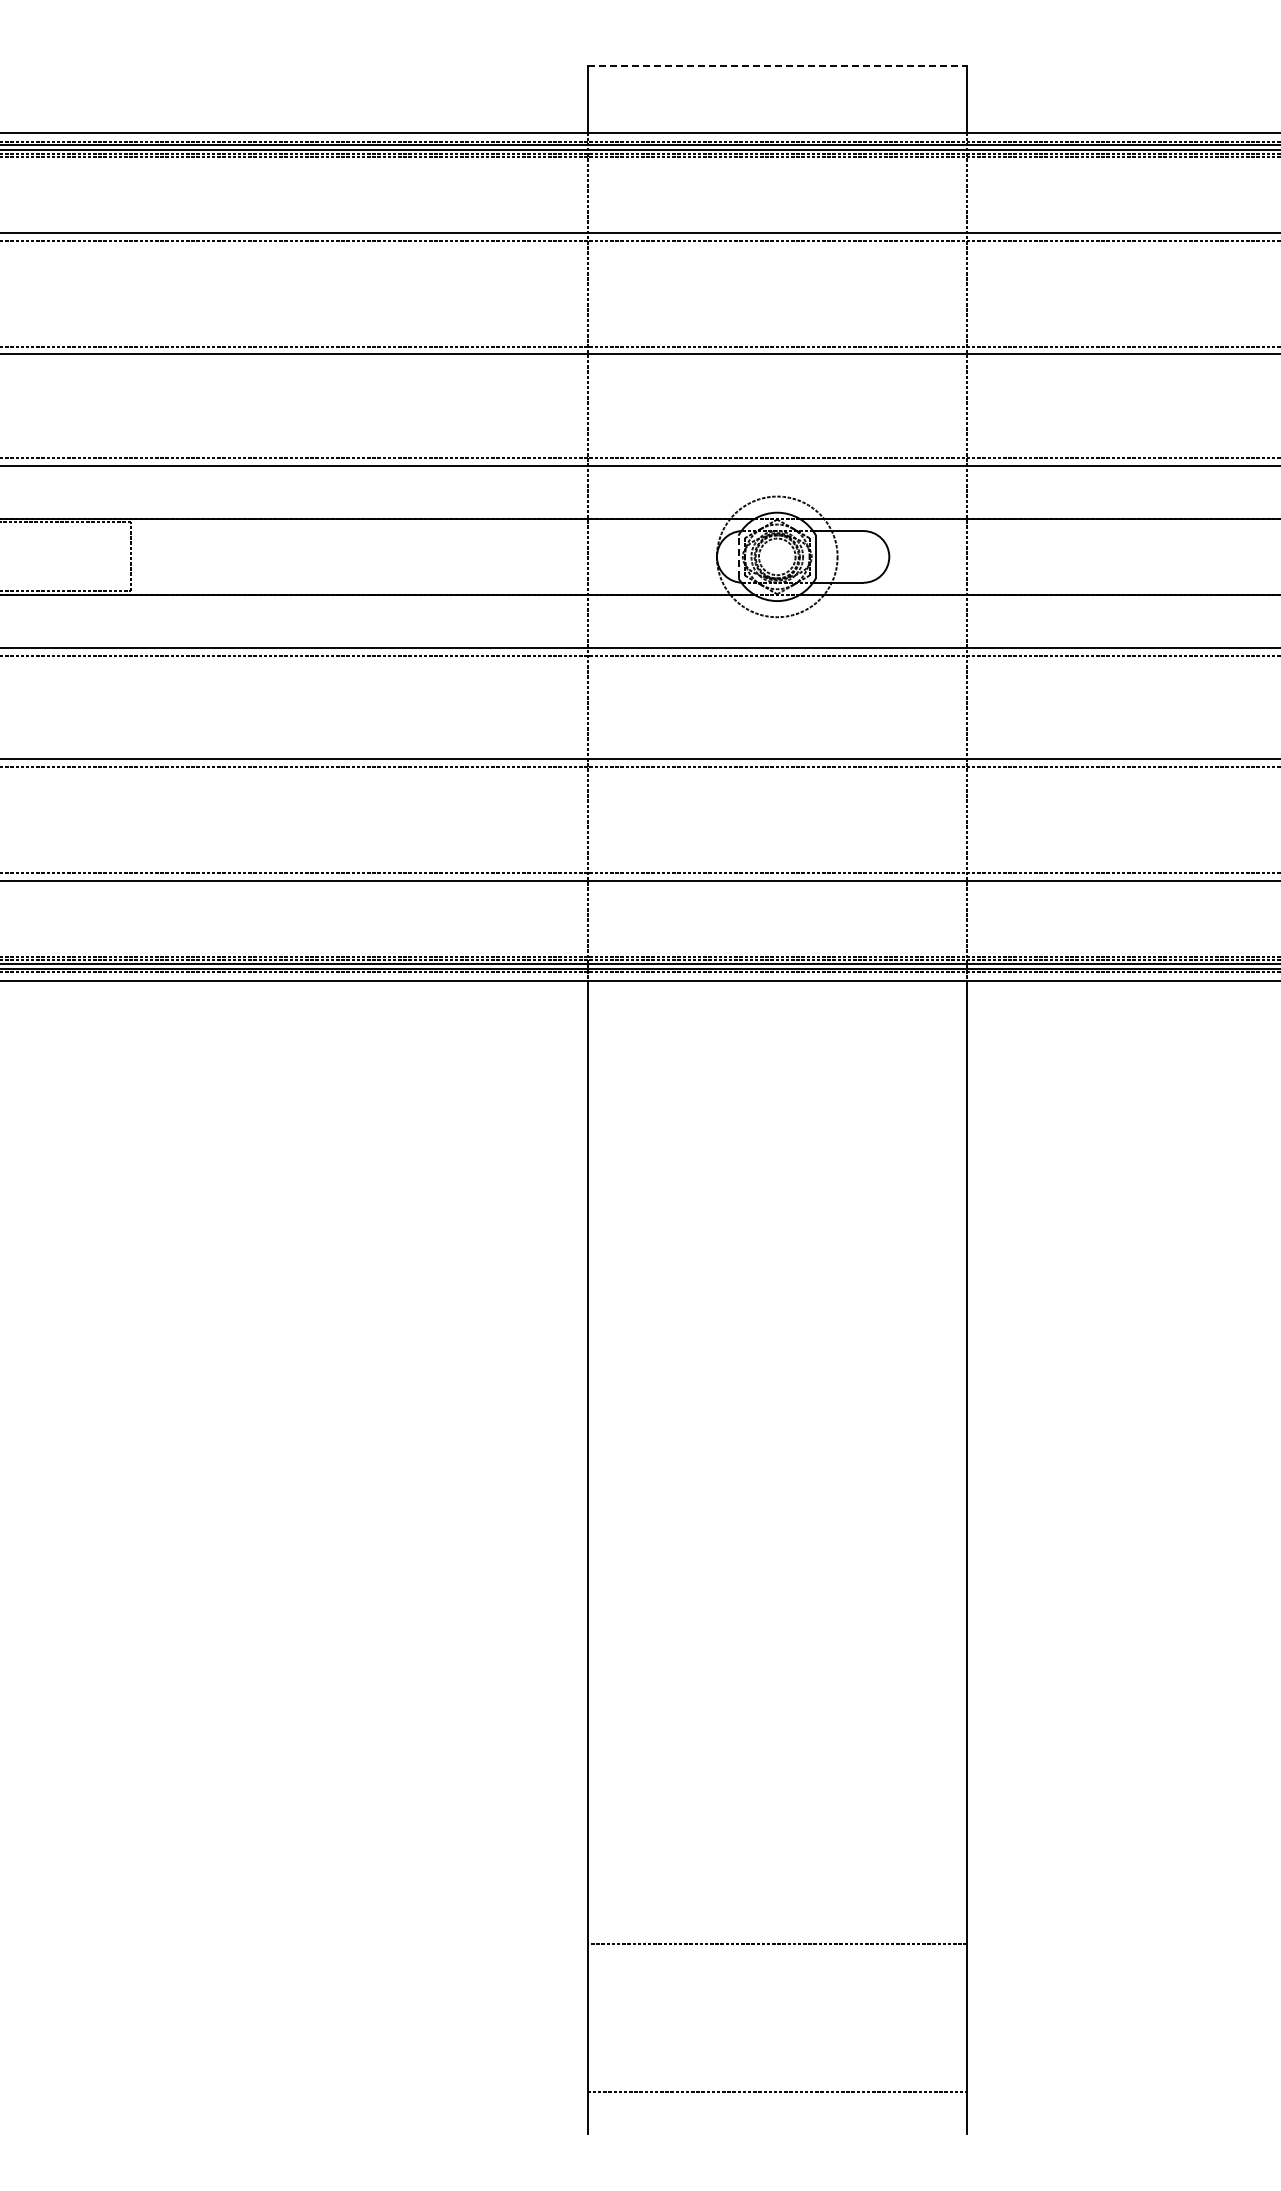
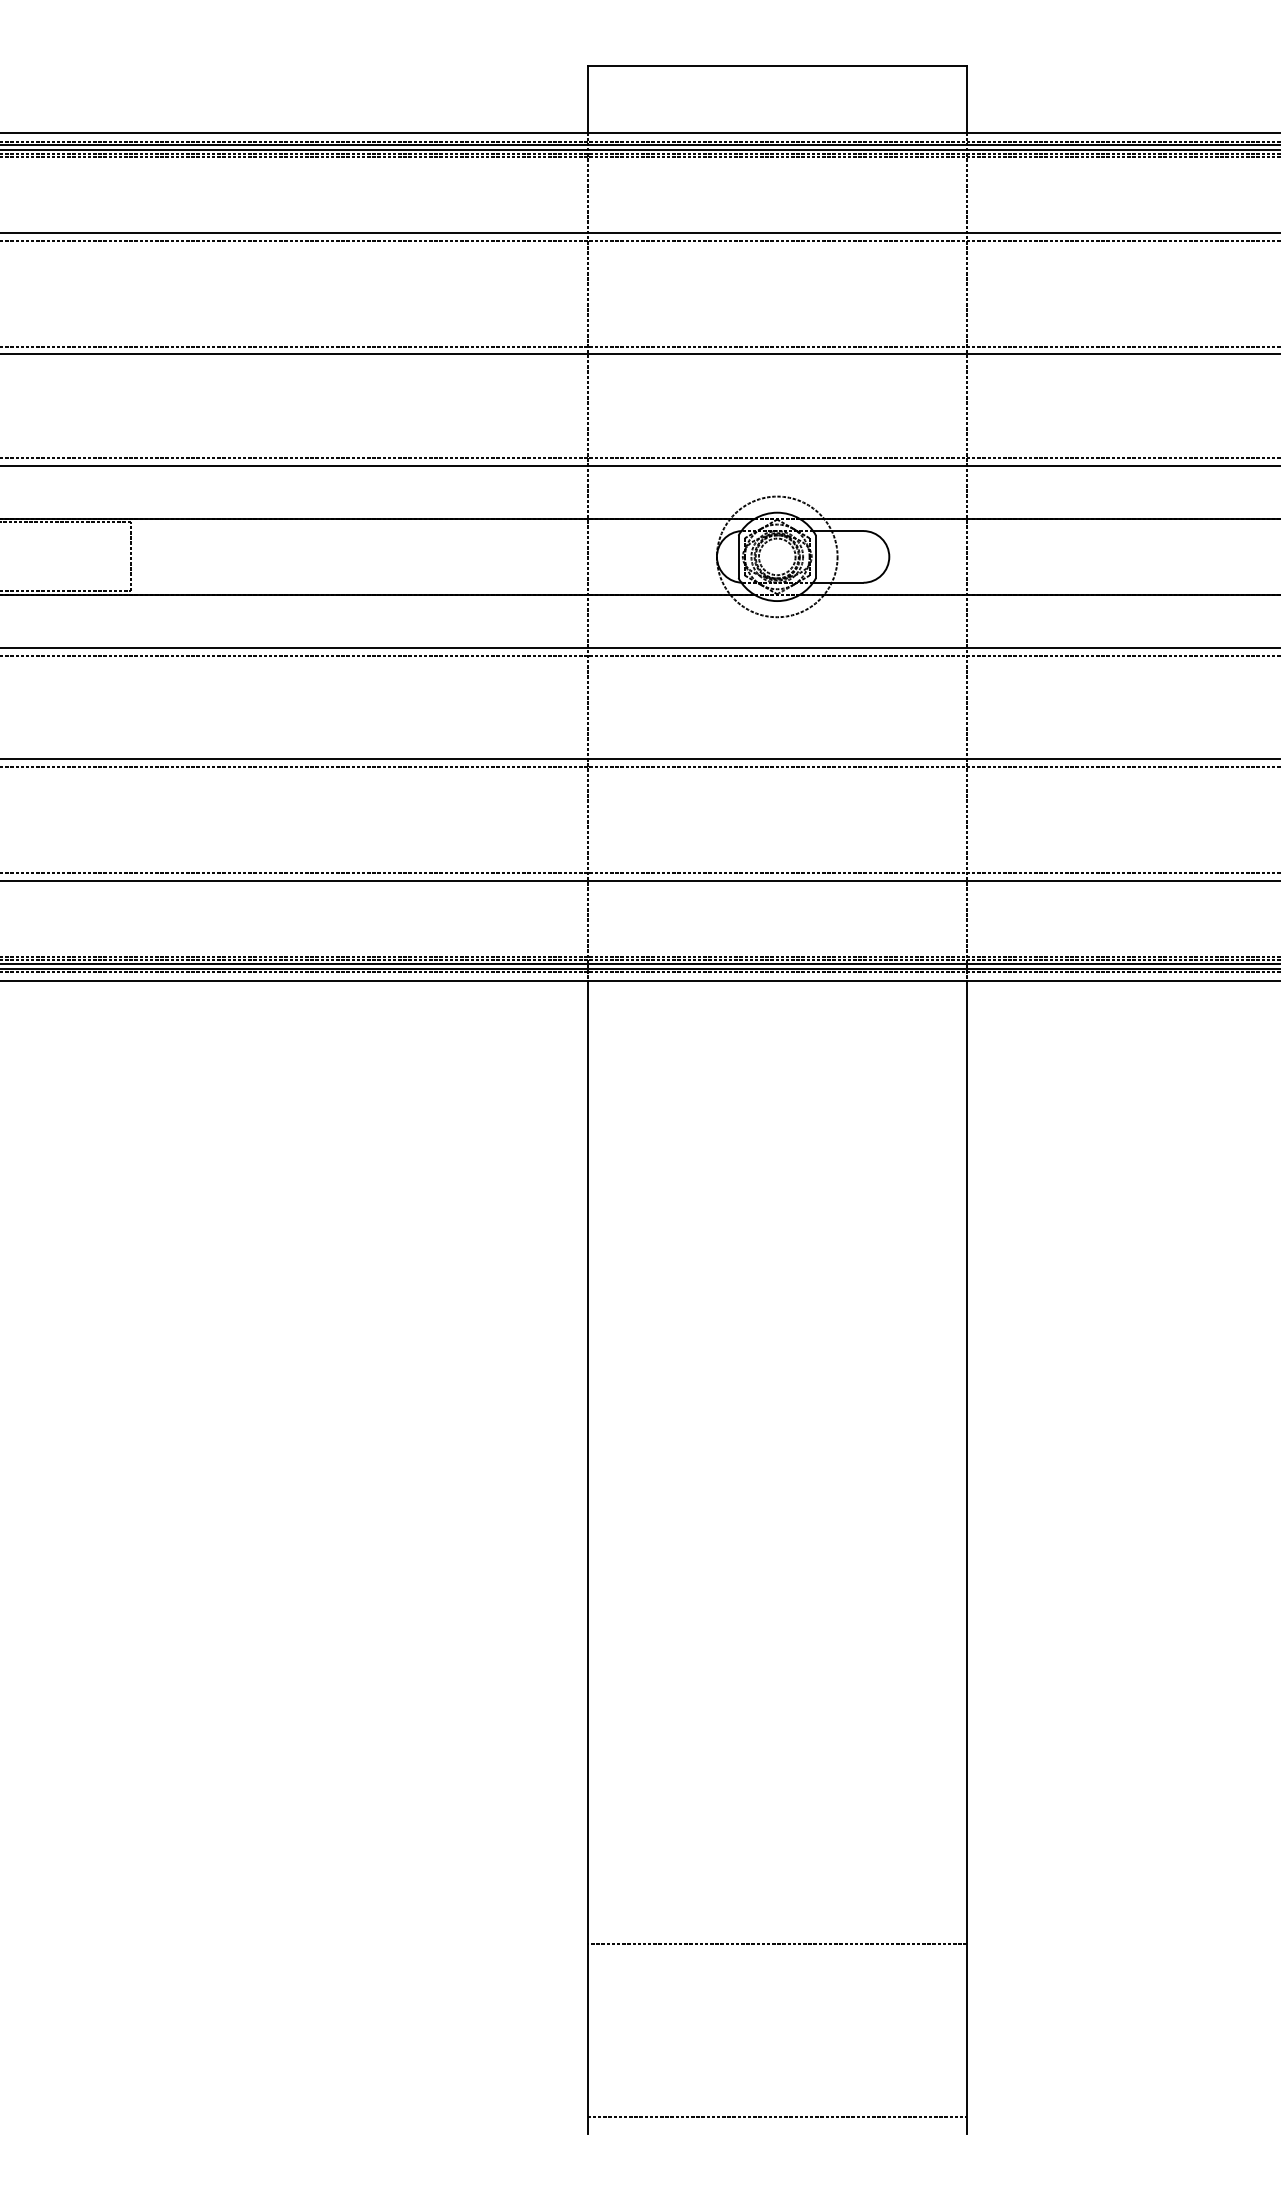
line: dashed -> solid (777, 65)
line: dashed -> solid (738, 556)
line position: (776, 2091) -> (776, 2116) (776, 2116)
